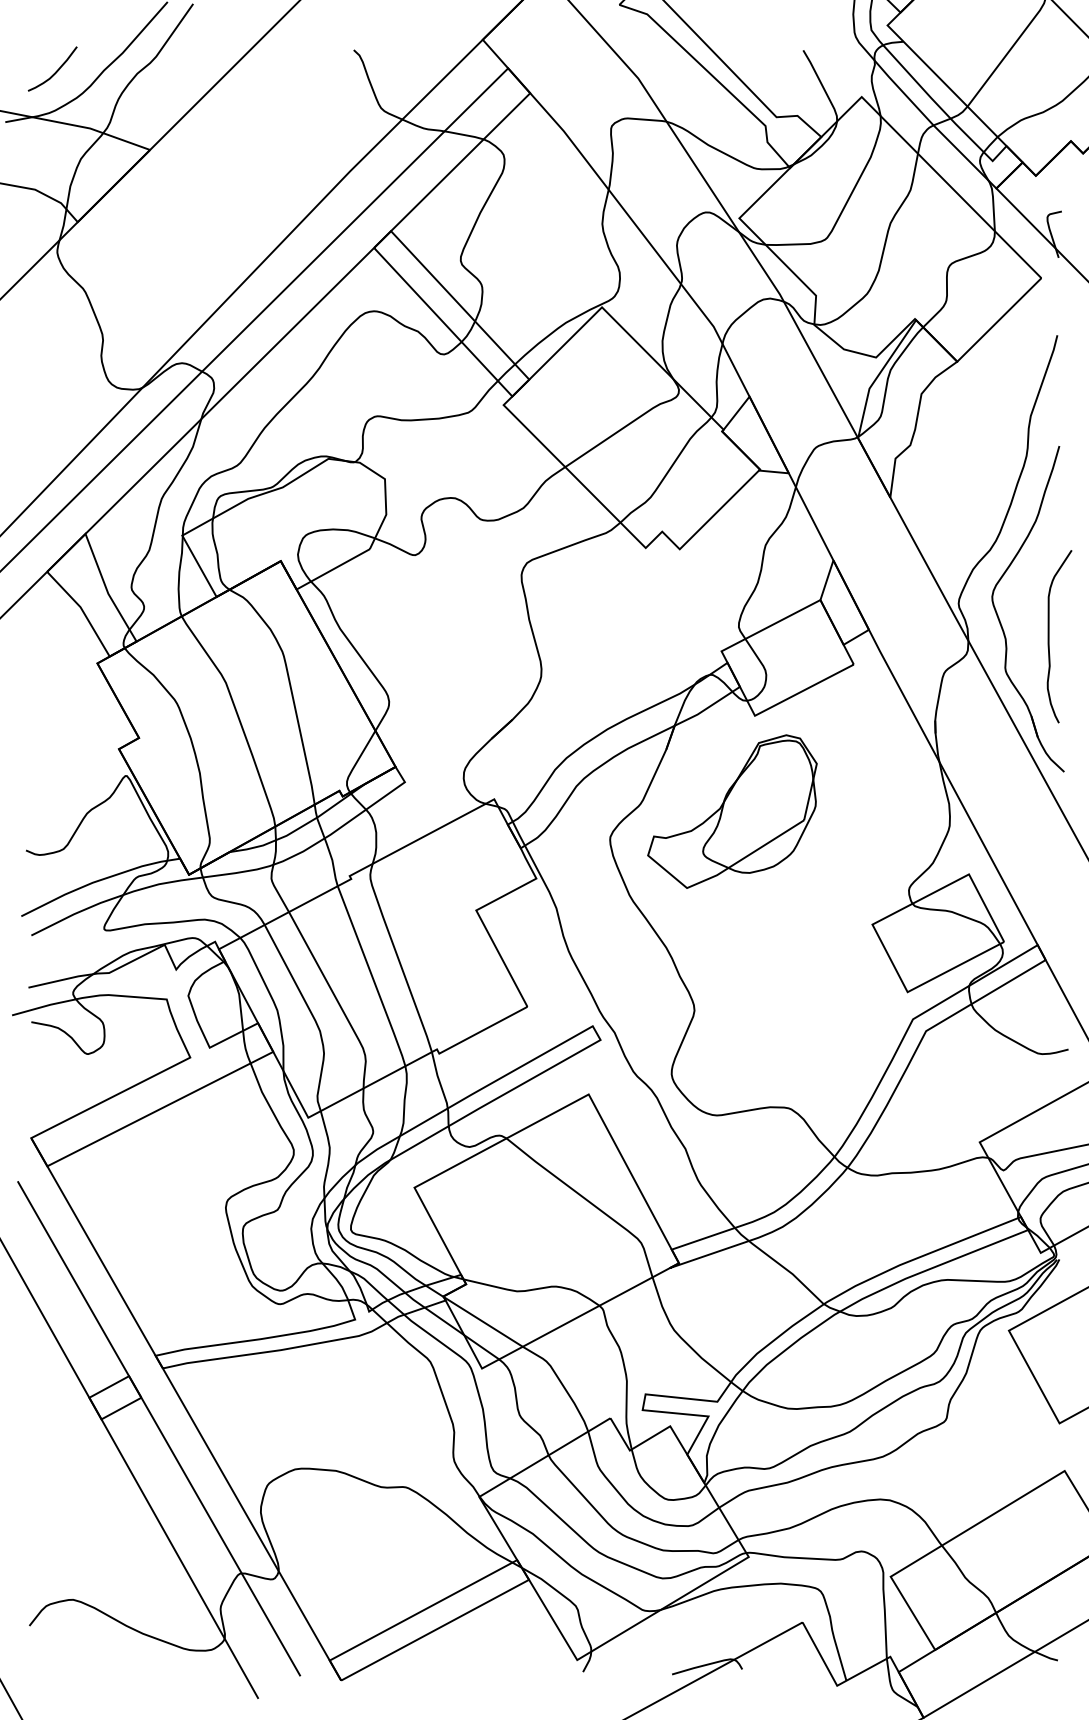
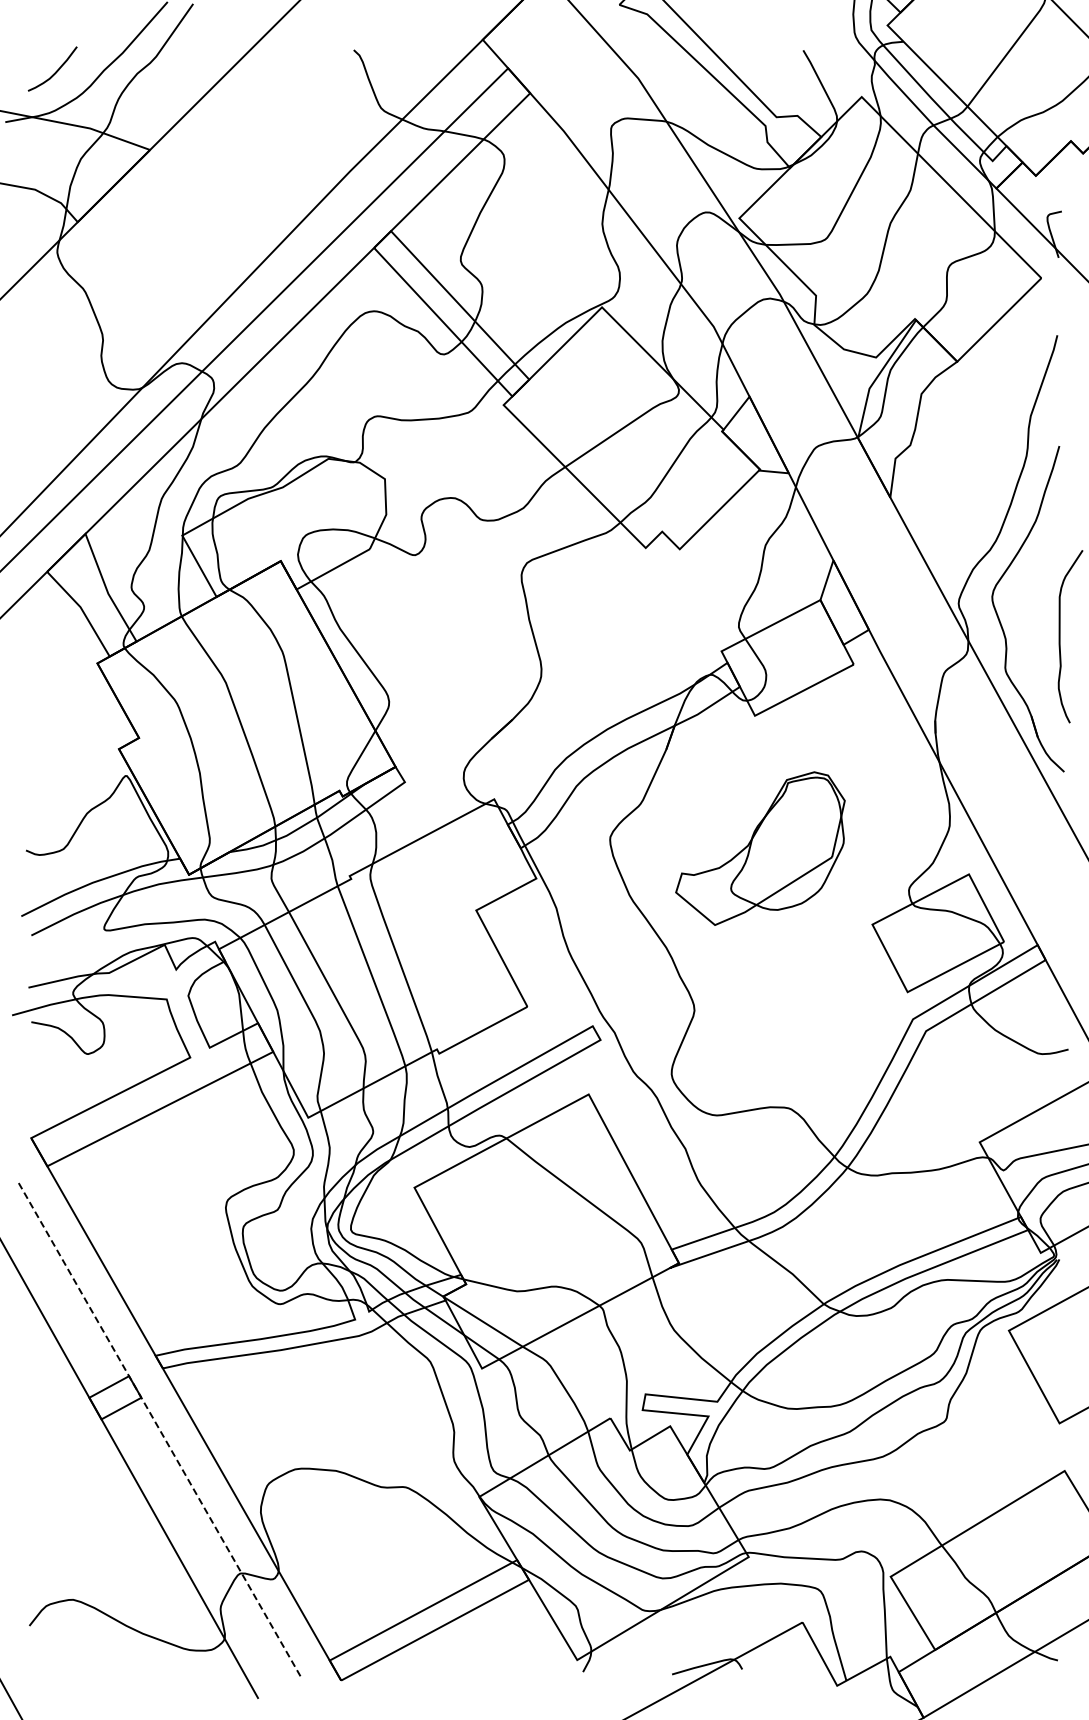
curve position: (1049, 636) -> (1060, 636) (1060, 636)
part position: (732, 811) -> (760, 848) (760, 848)
line: solid -> dashed (158, 1427)
